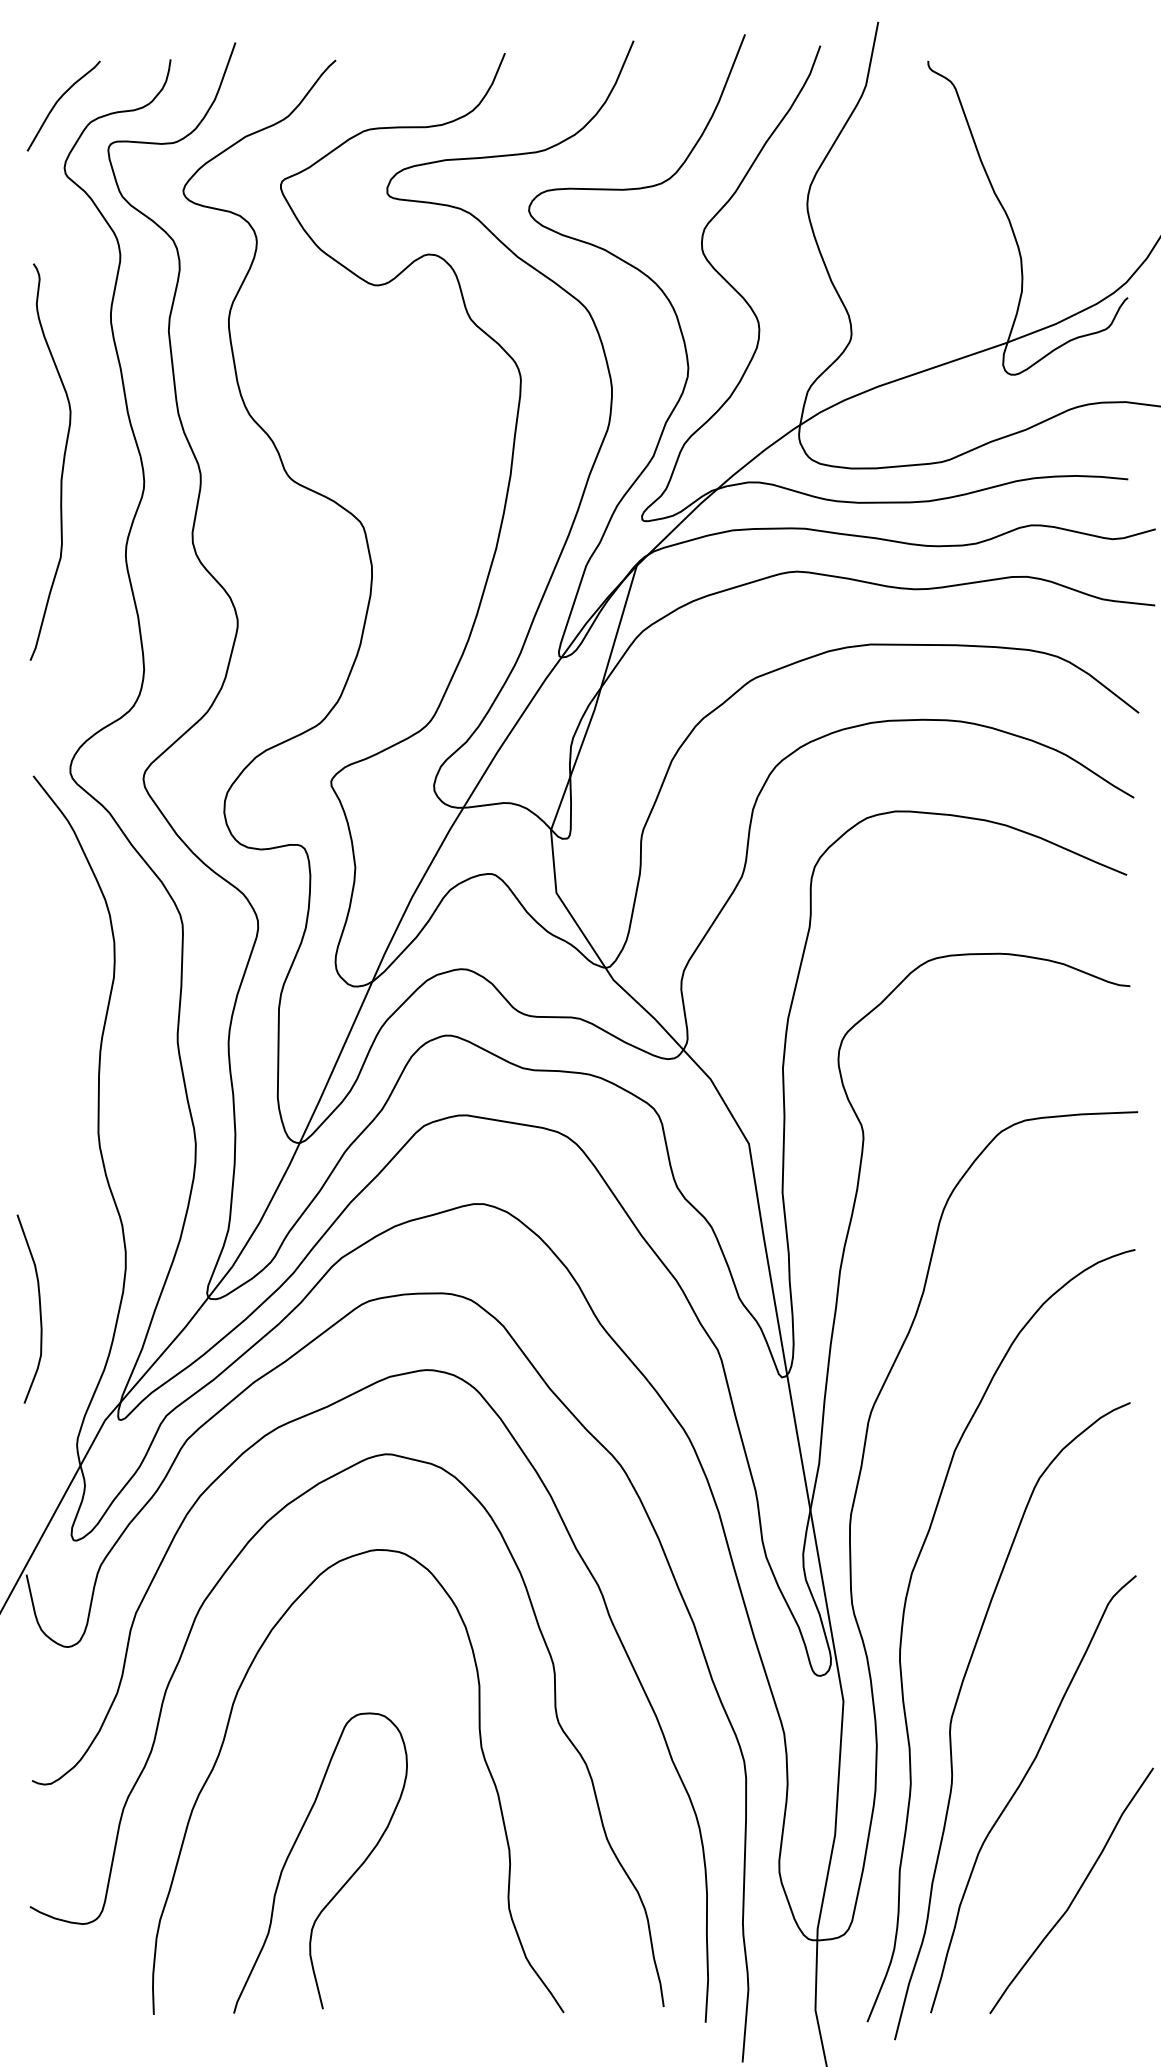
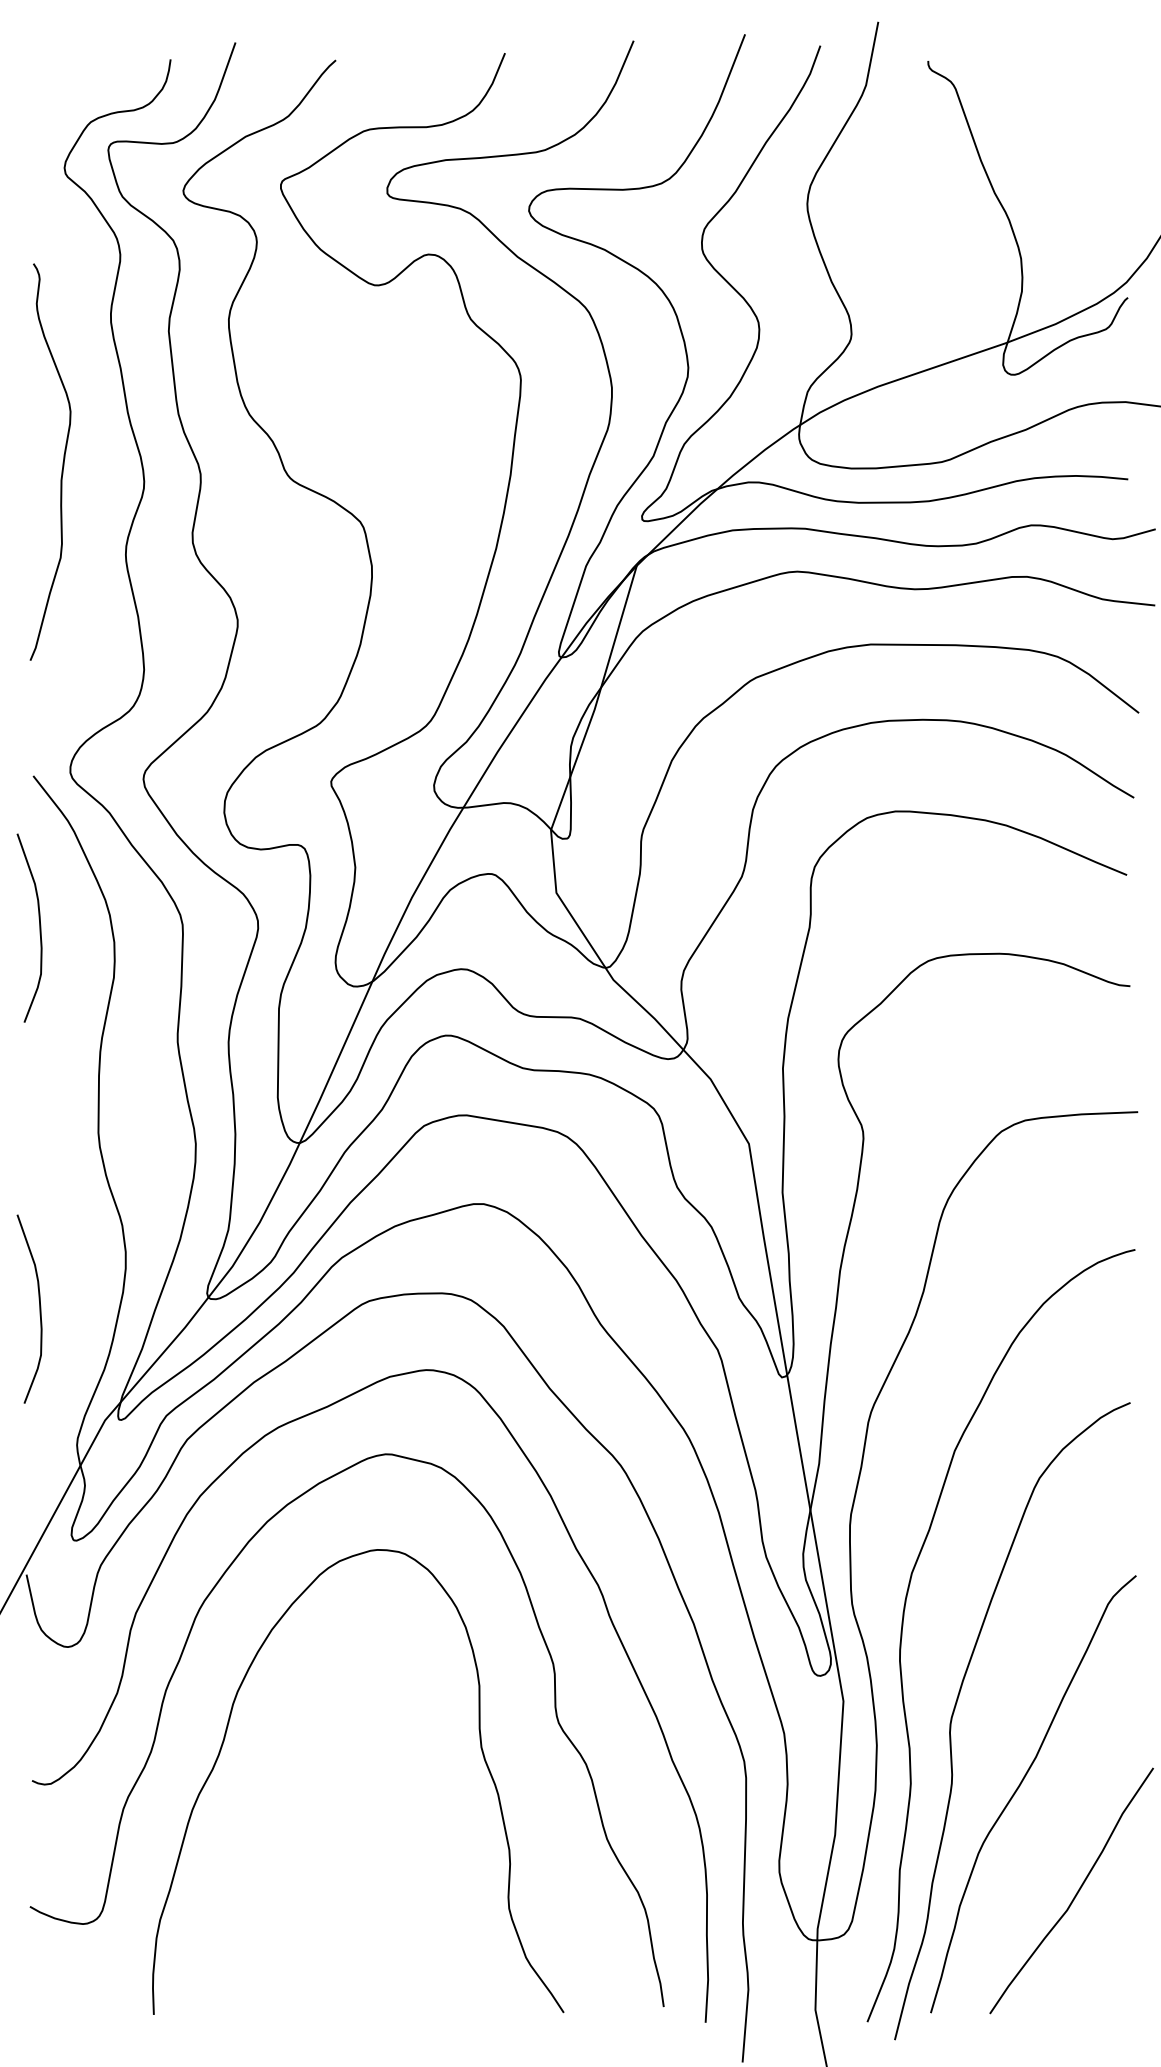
curve: present -> none (59, 100)
curve: none -> present (39, 927)
curve: present -> none (293, 1848)
